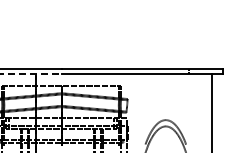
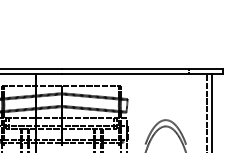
line: dashed -> solid (31, 73)
line: none -> present (207, 111)
